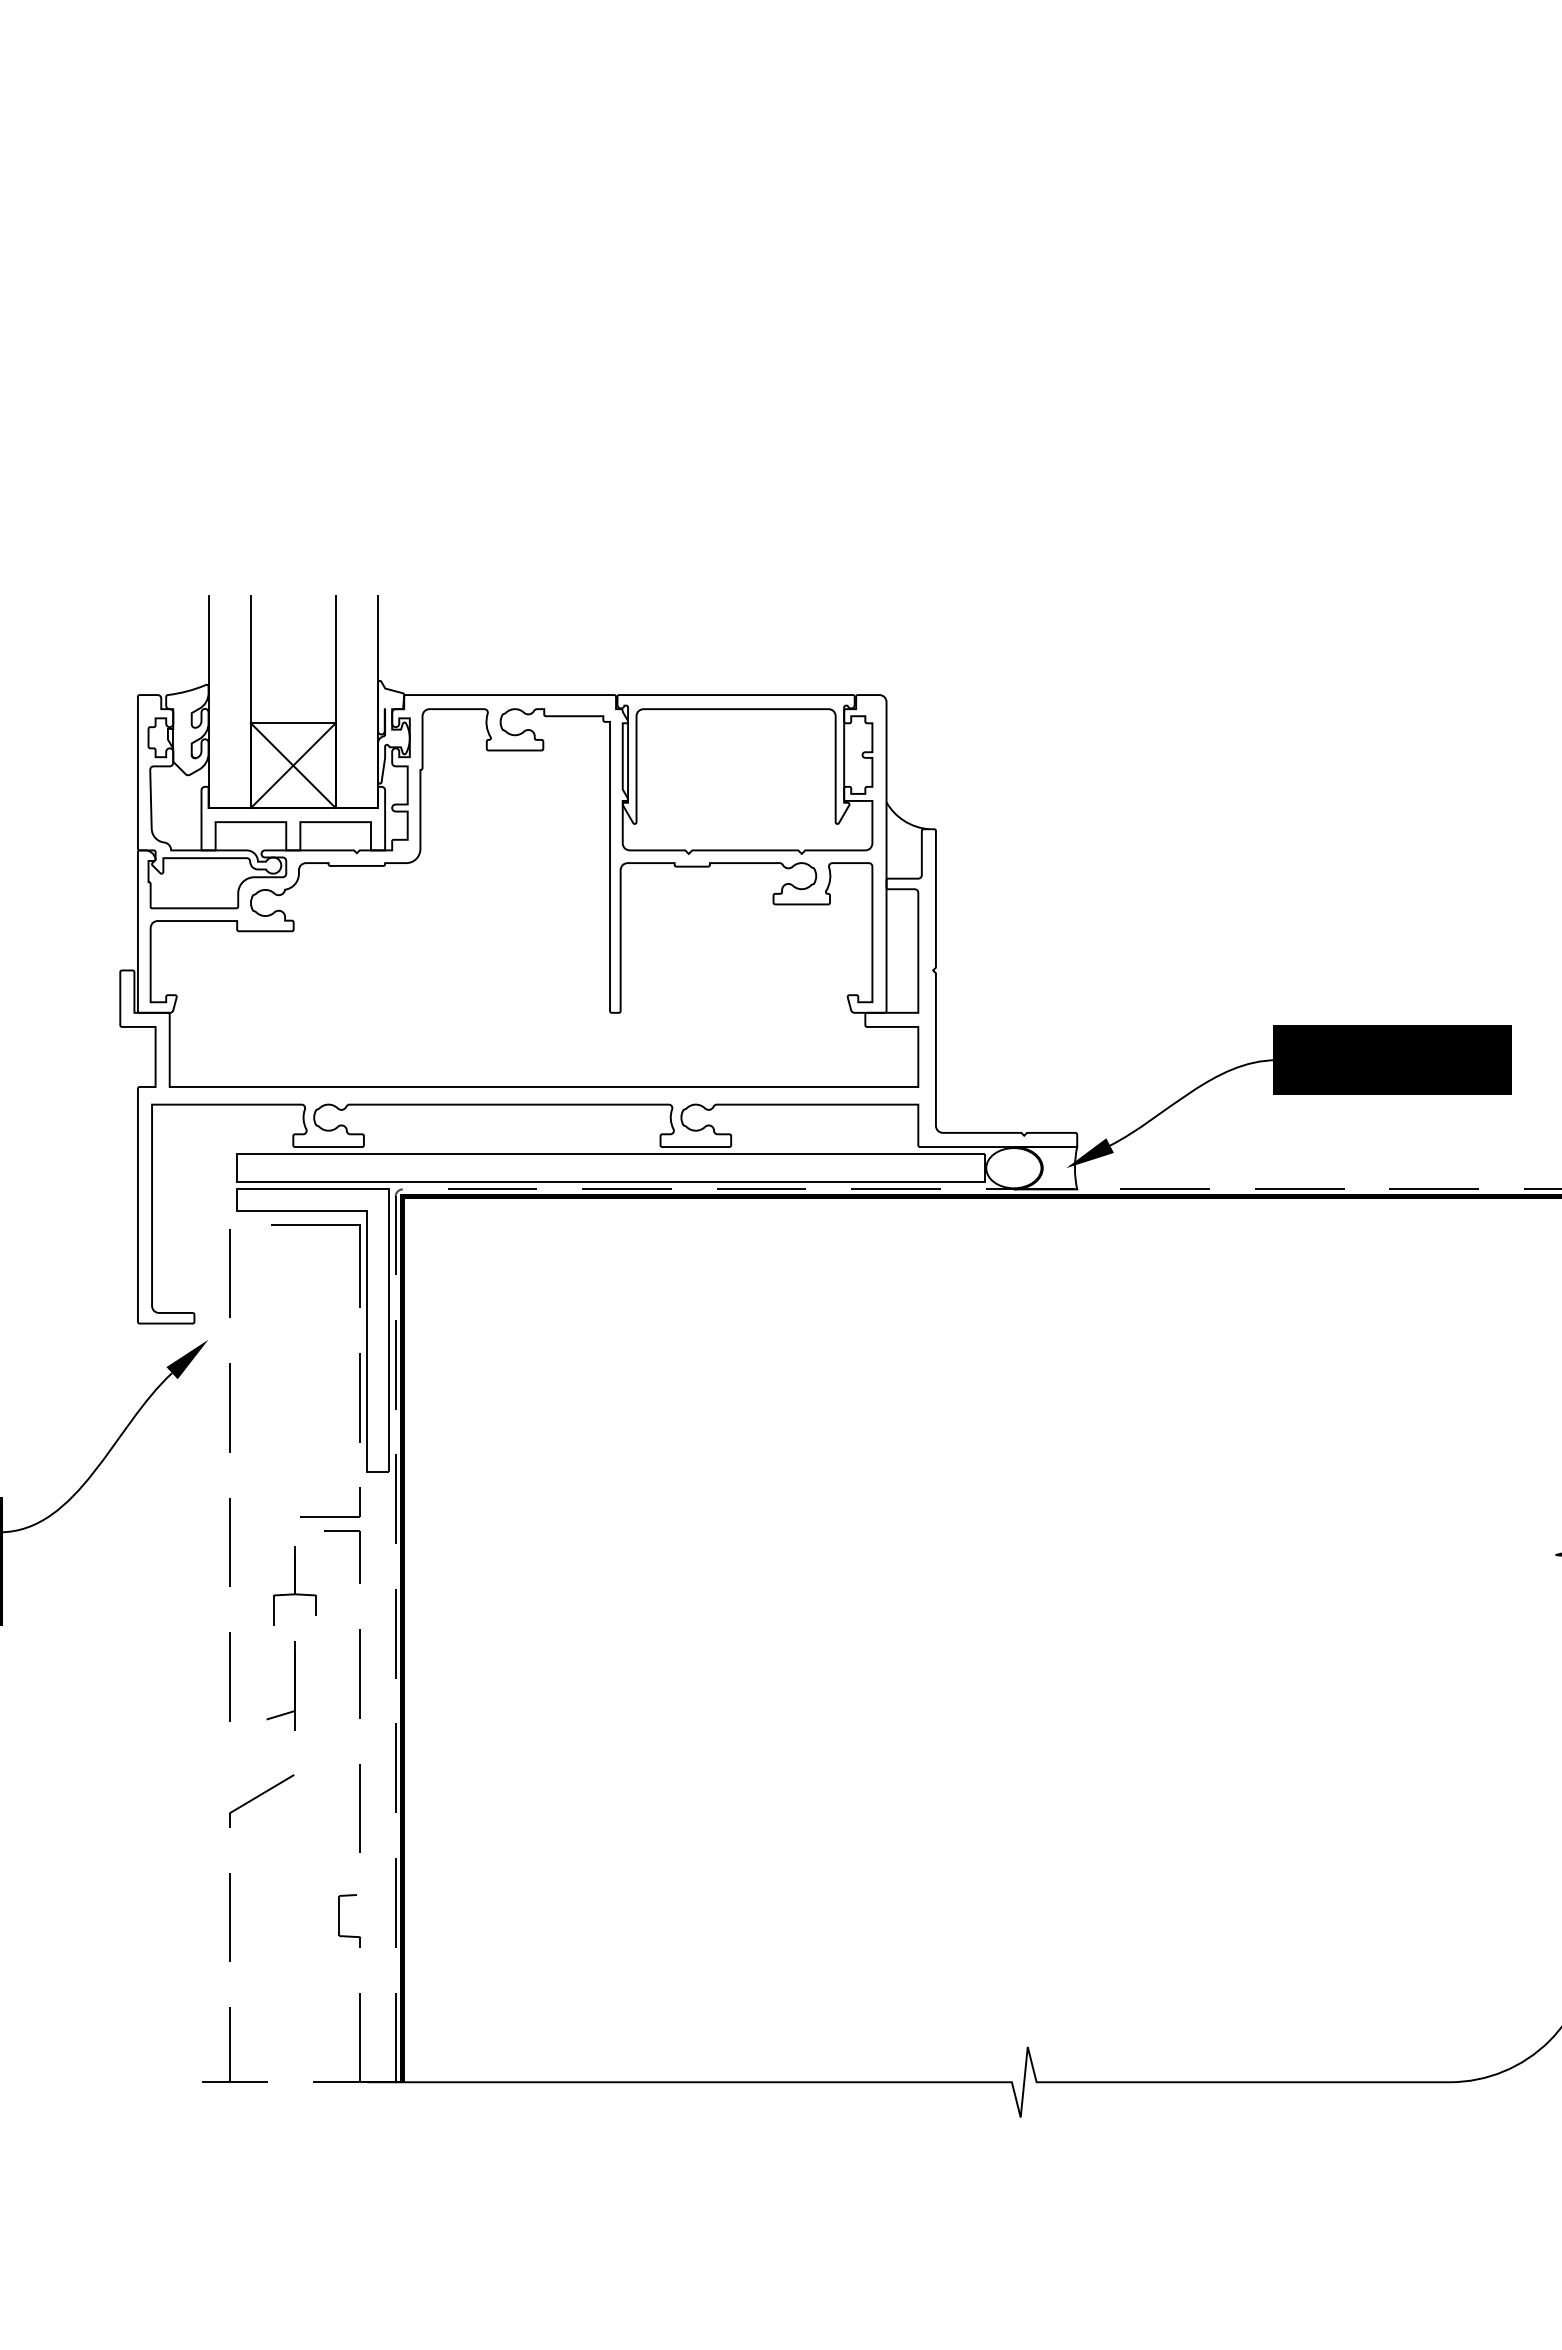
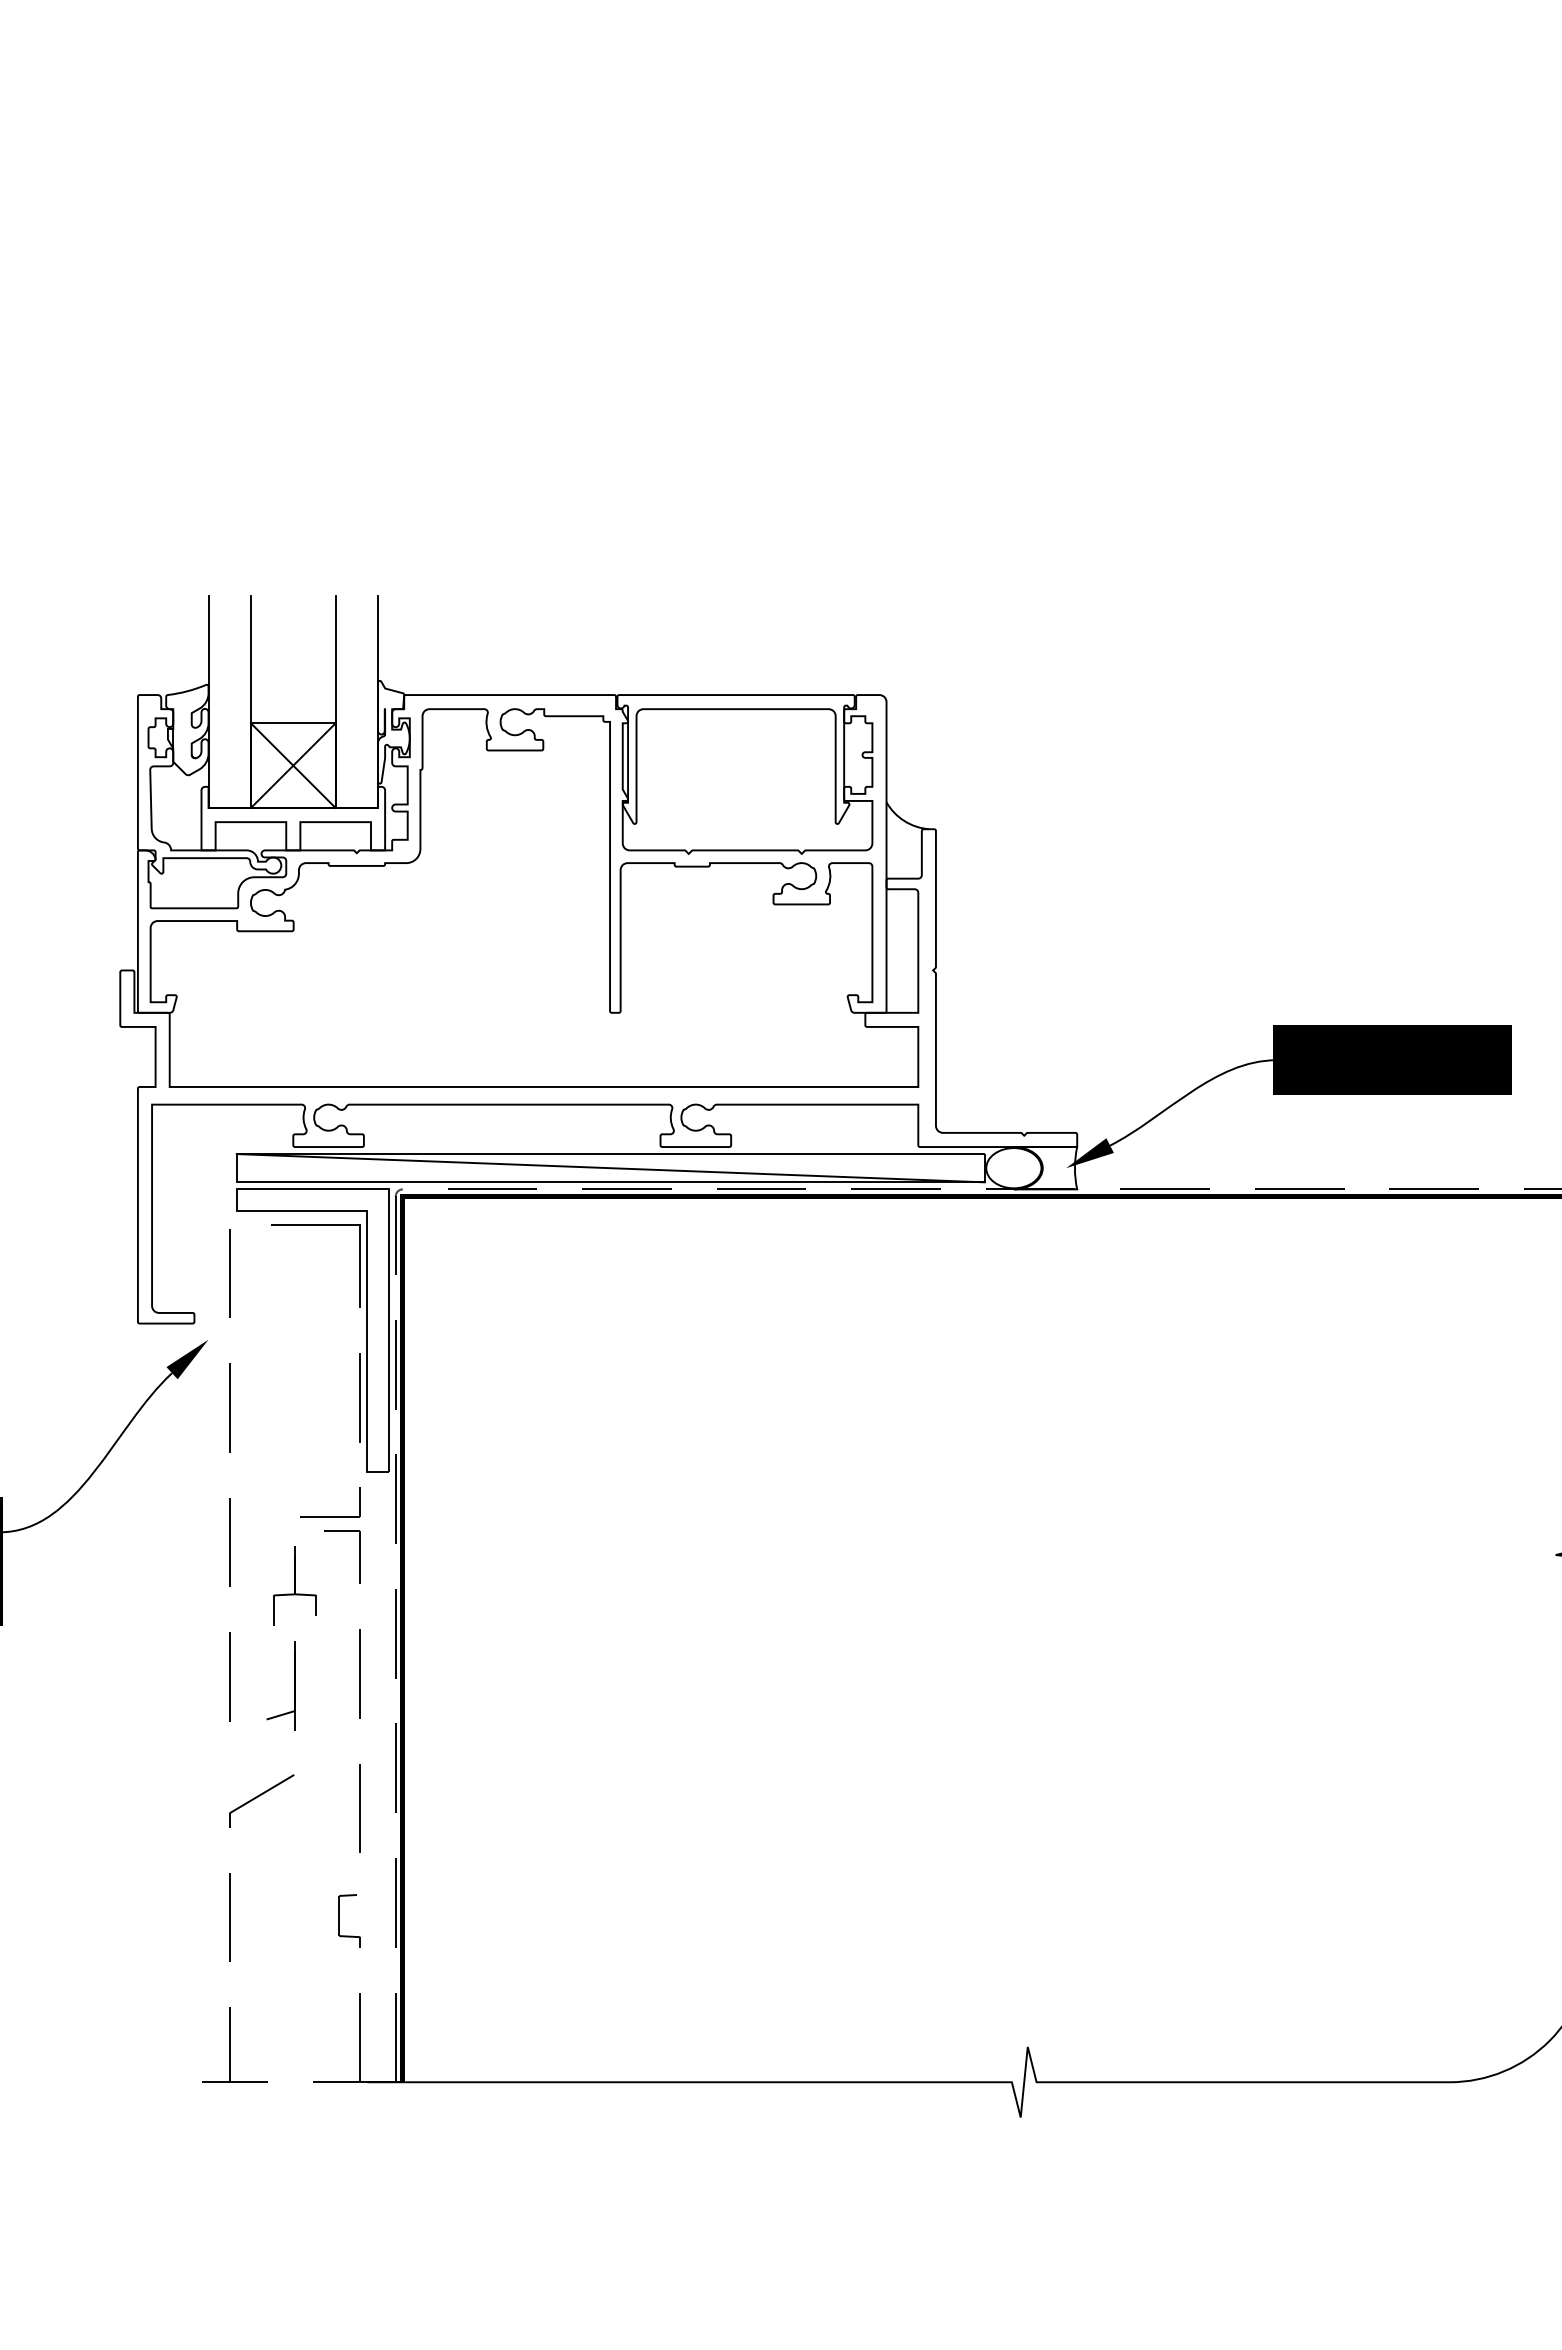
line: none -> present (610, 1168)
